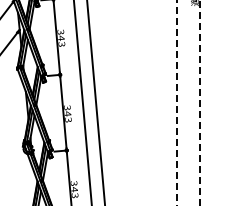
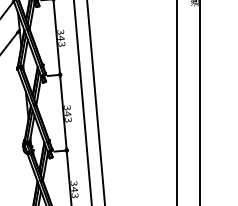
line: dashed -> solid (176, 103)
line: dashed -> solid (199, 103)
